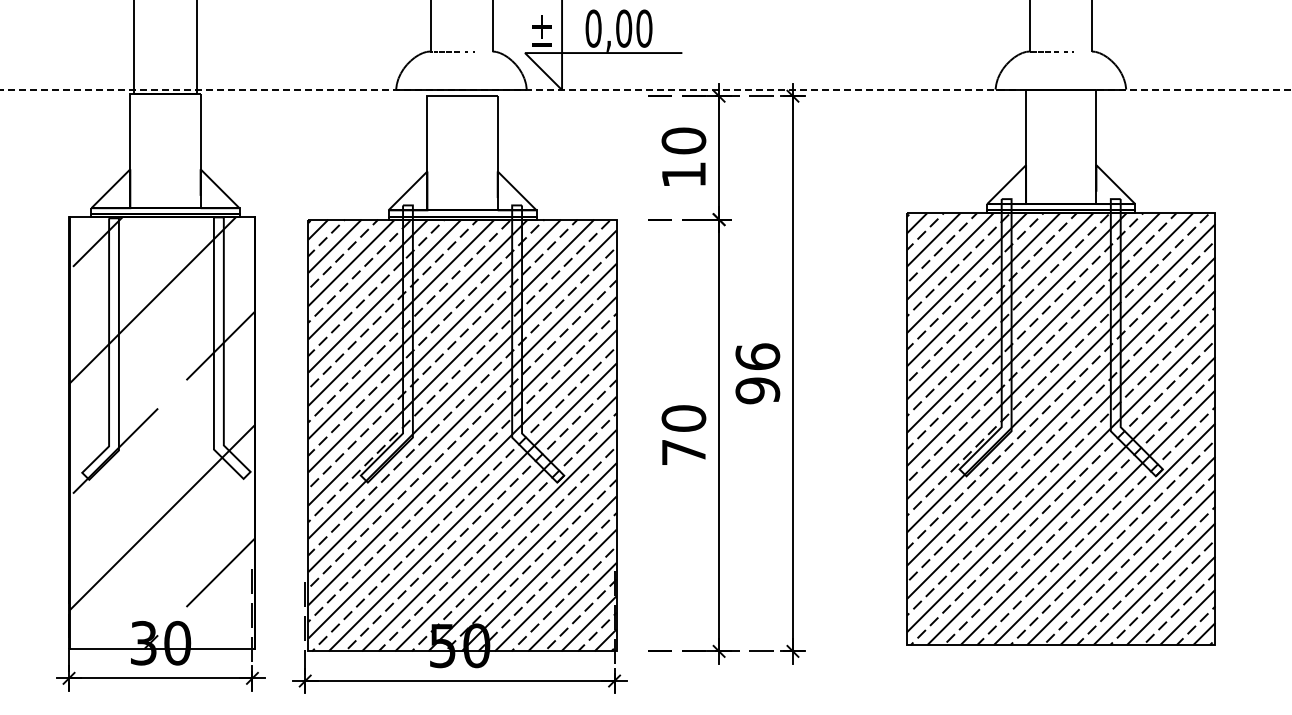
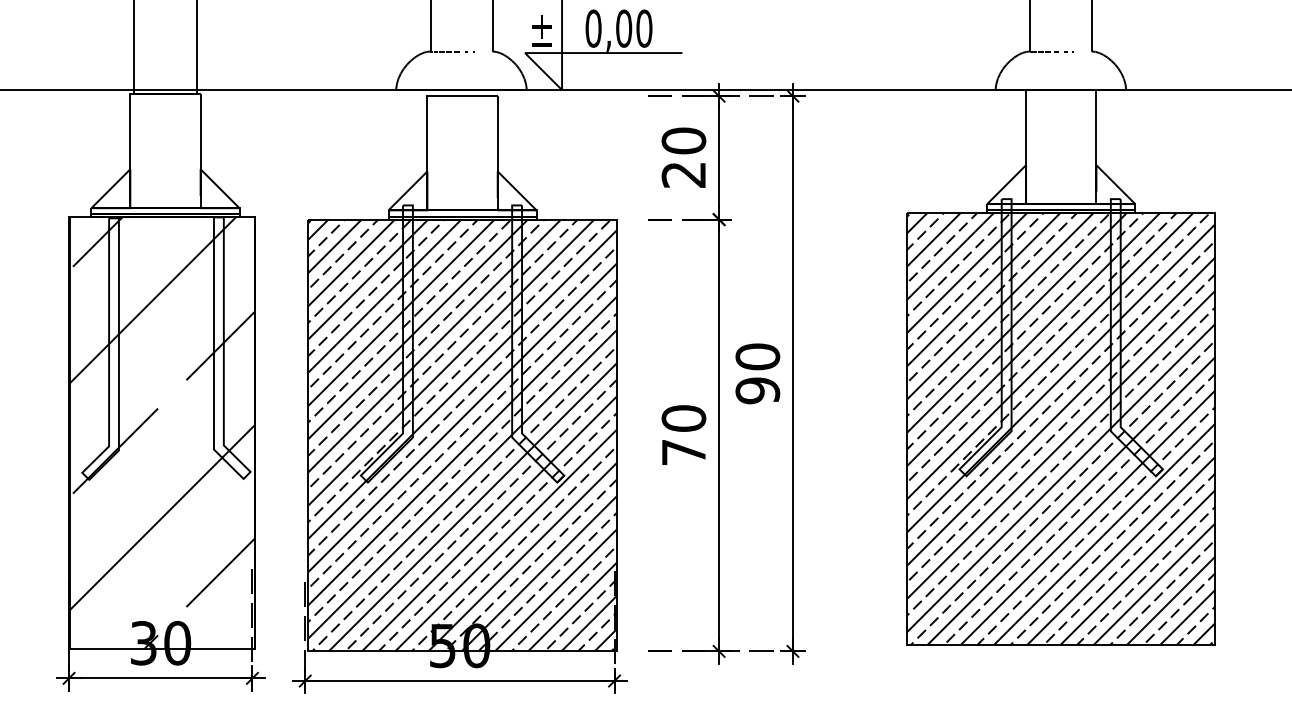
line: dashed -> solid (646, 90)
text: 10 -> 20 (683, 174)
text: 96 -> 90 (757, 356)
